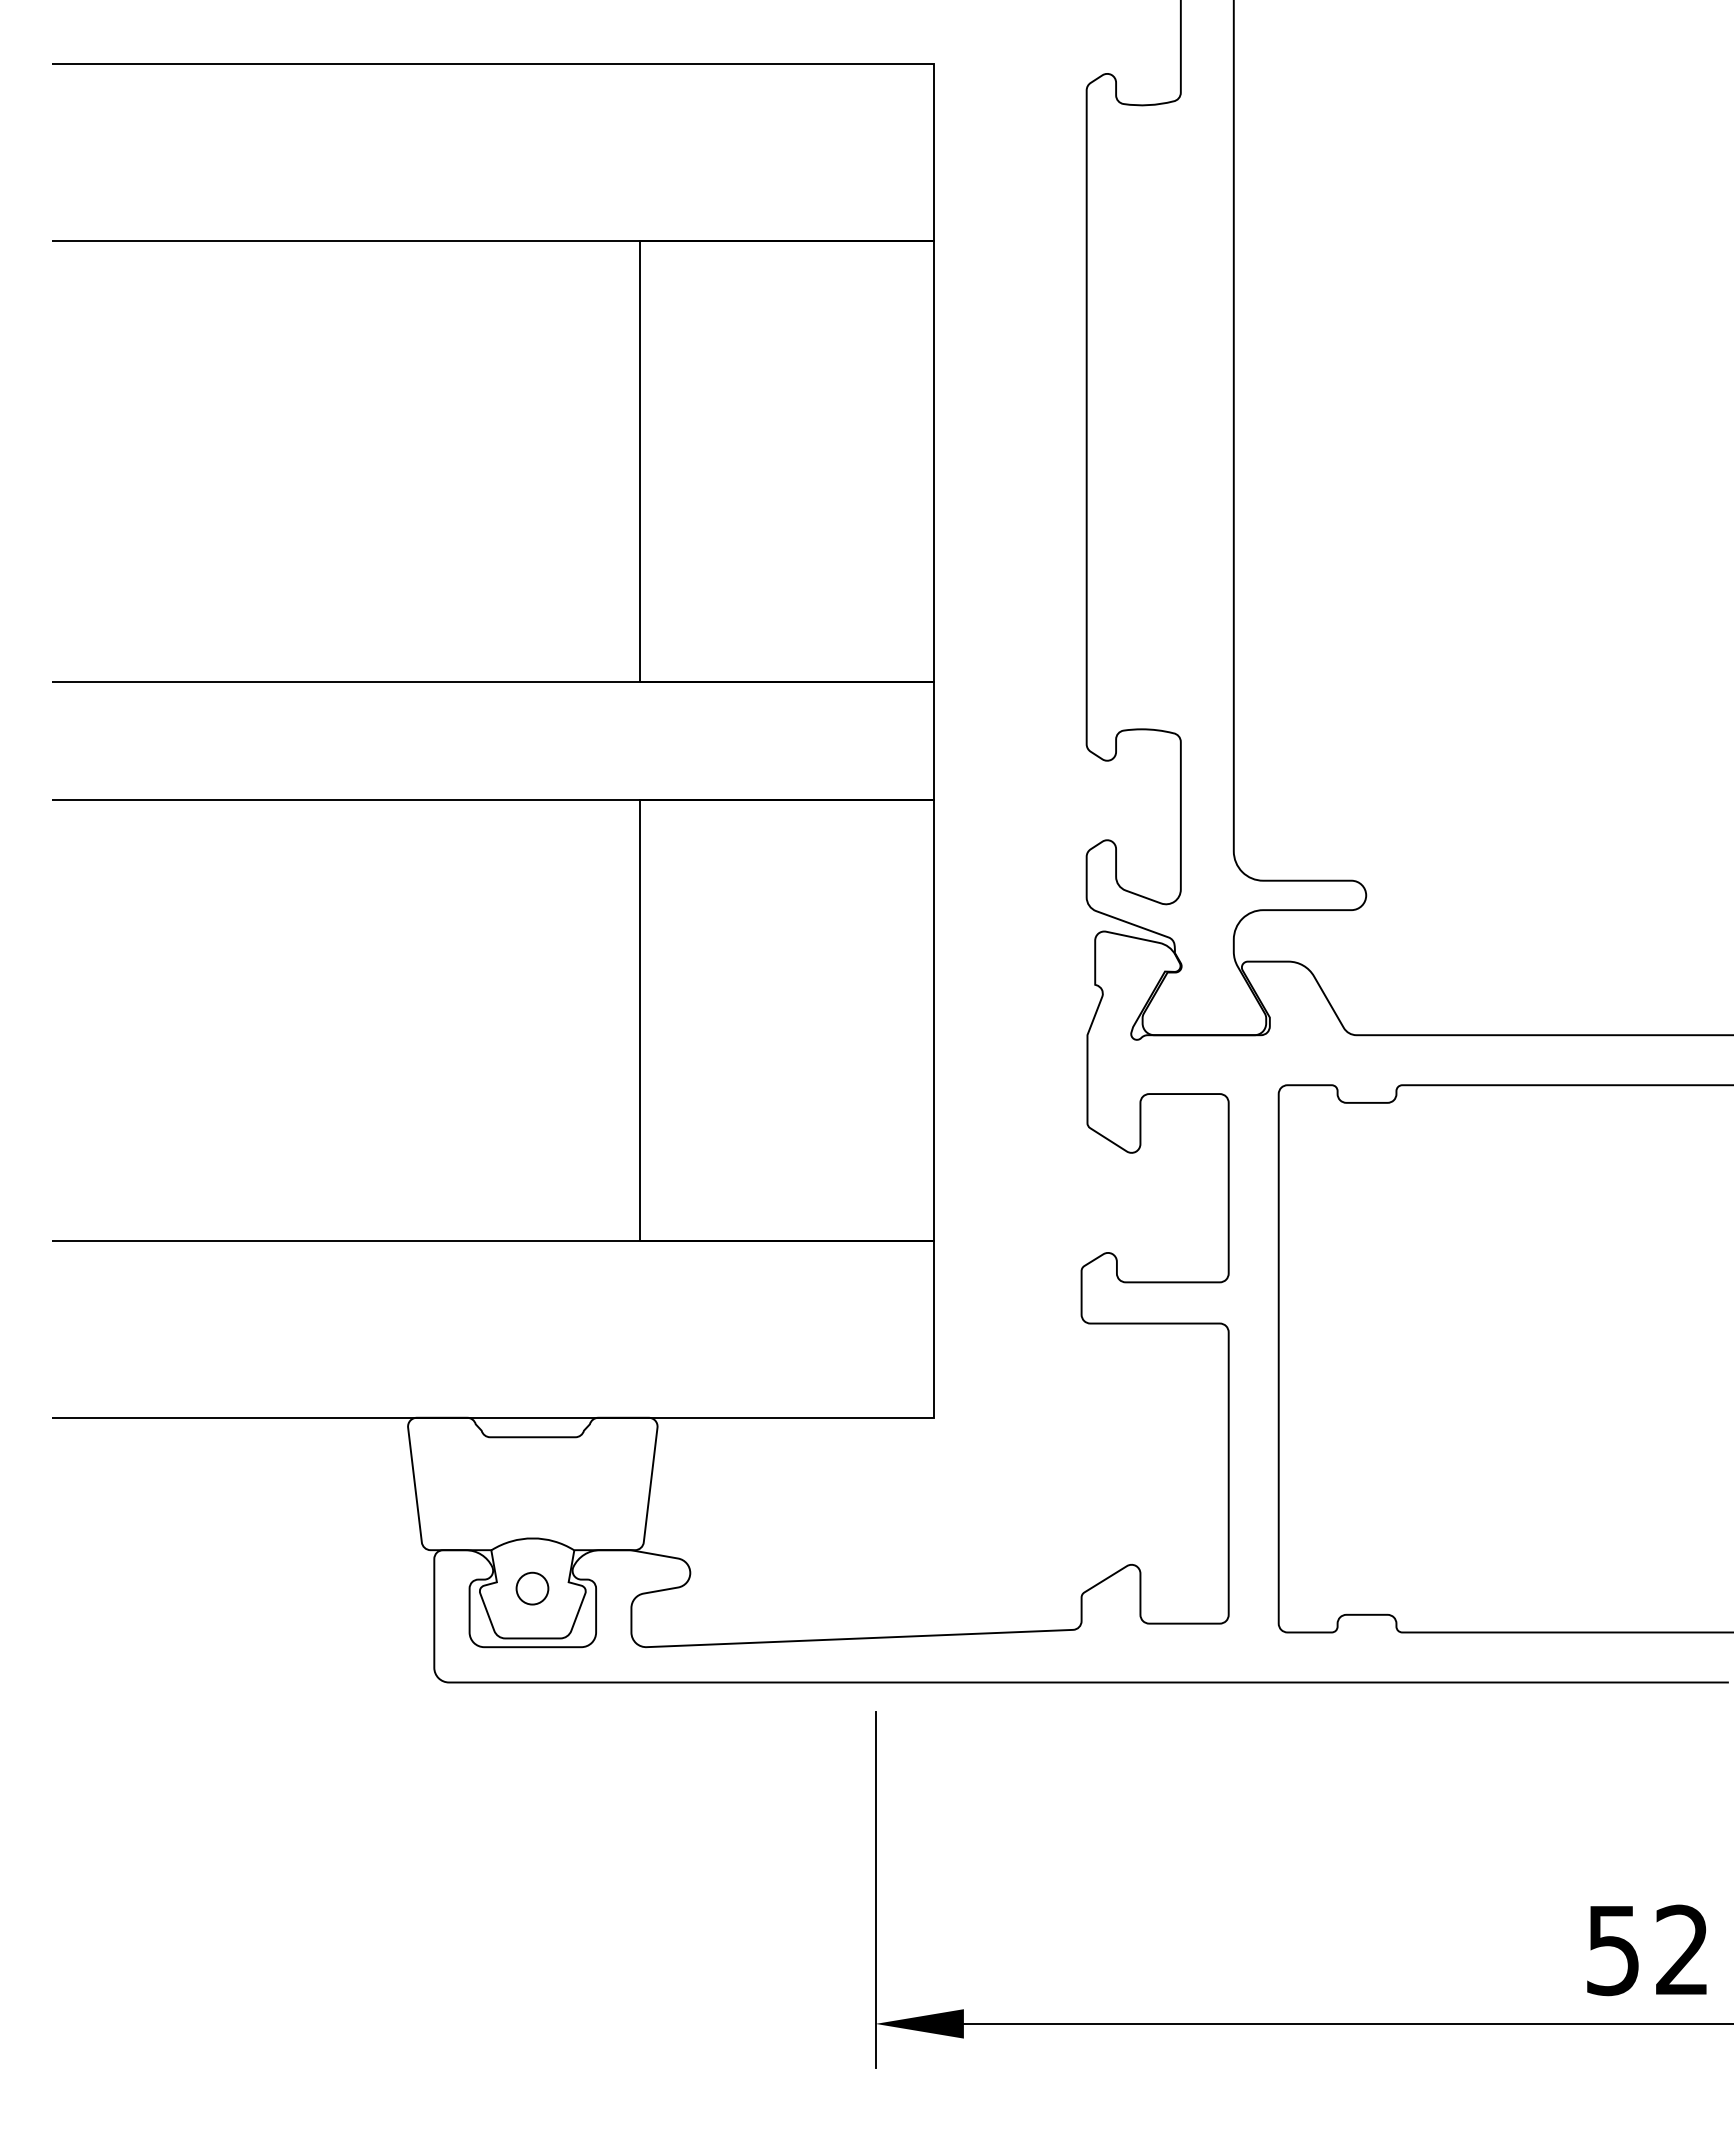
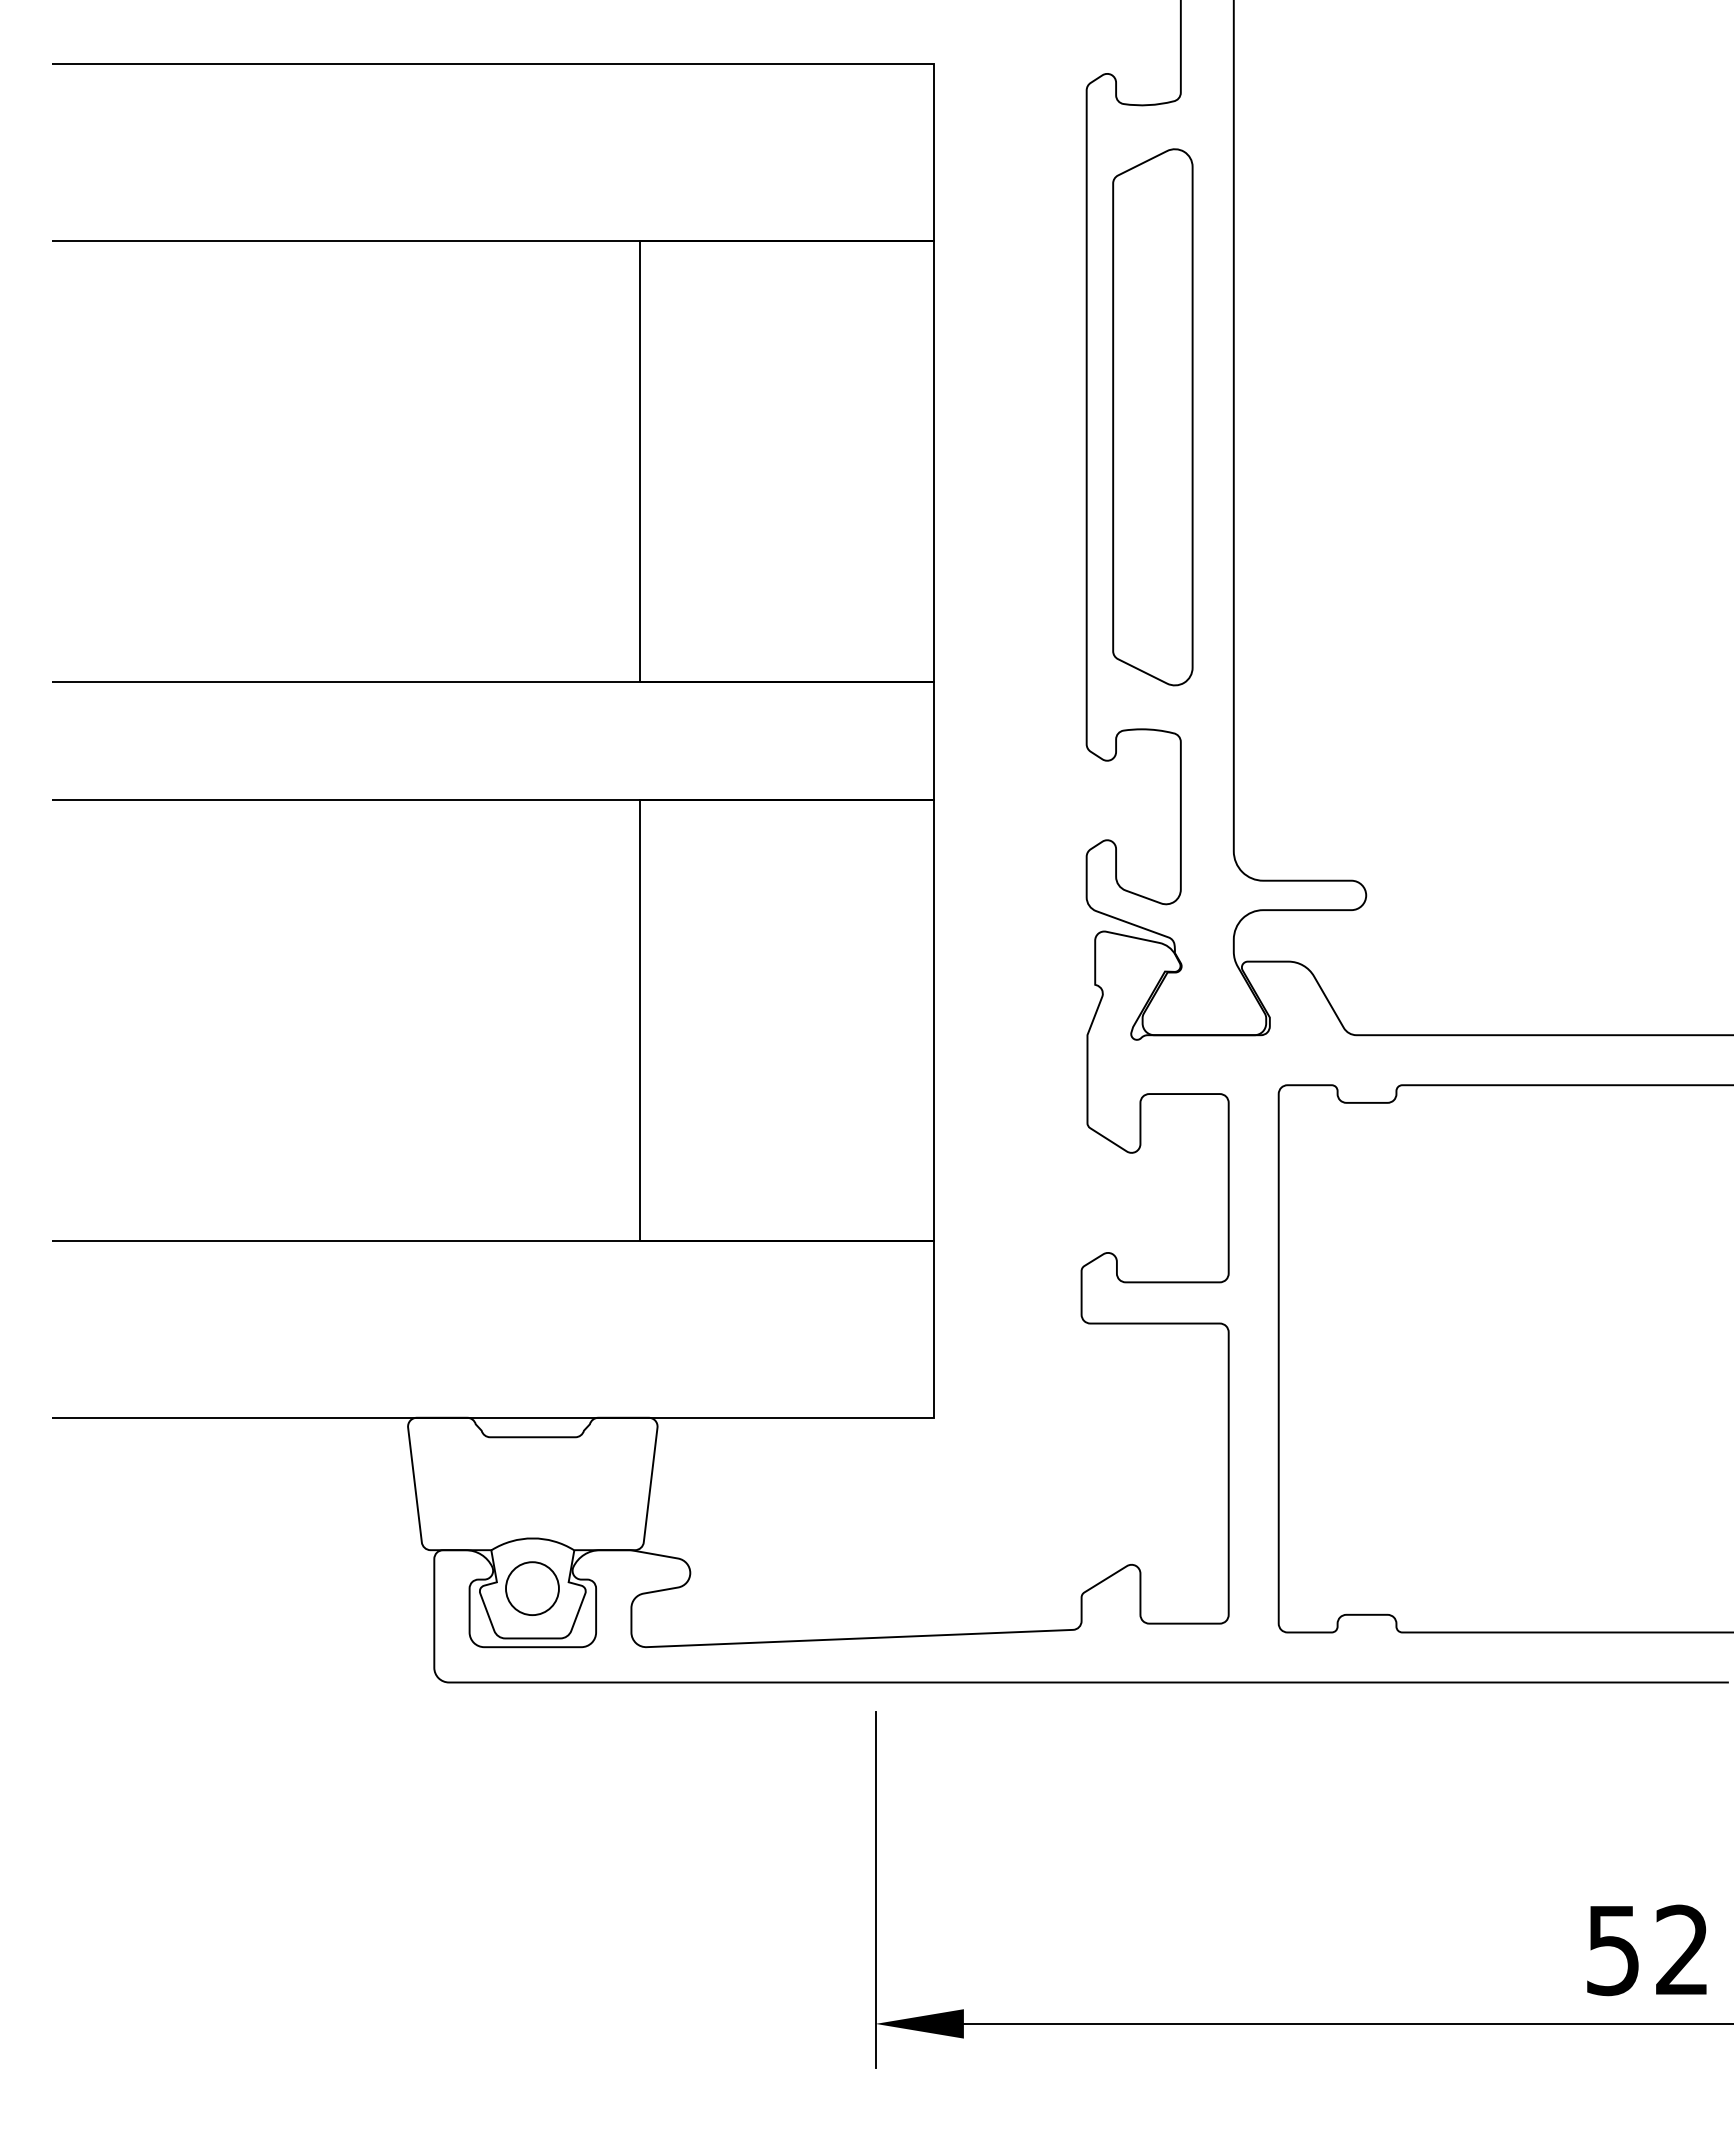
part: none -> present (1152, 417)
circle diameter: 32 px -> 53 px (532, 1588)
